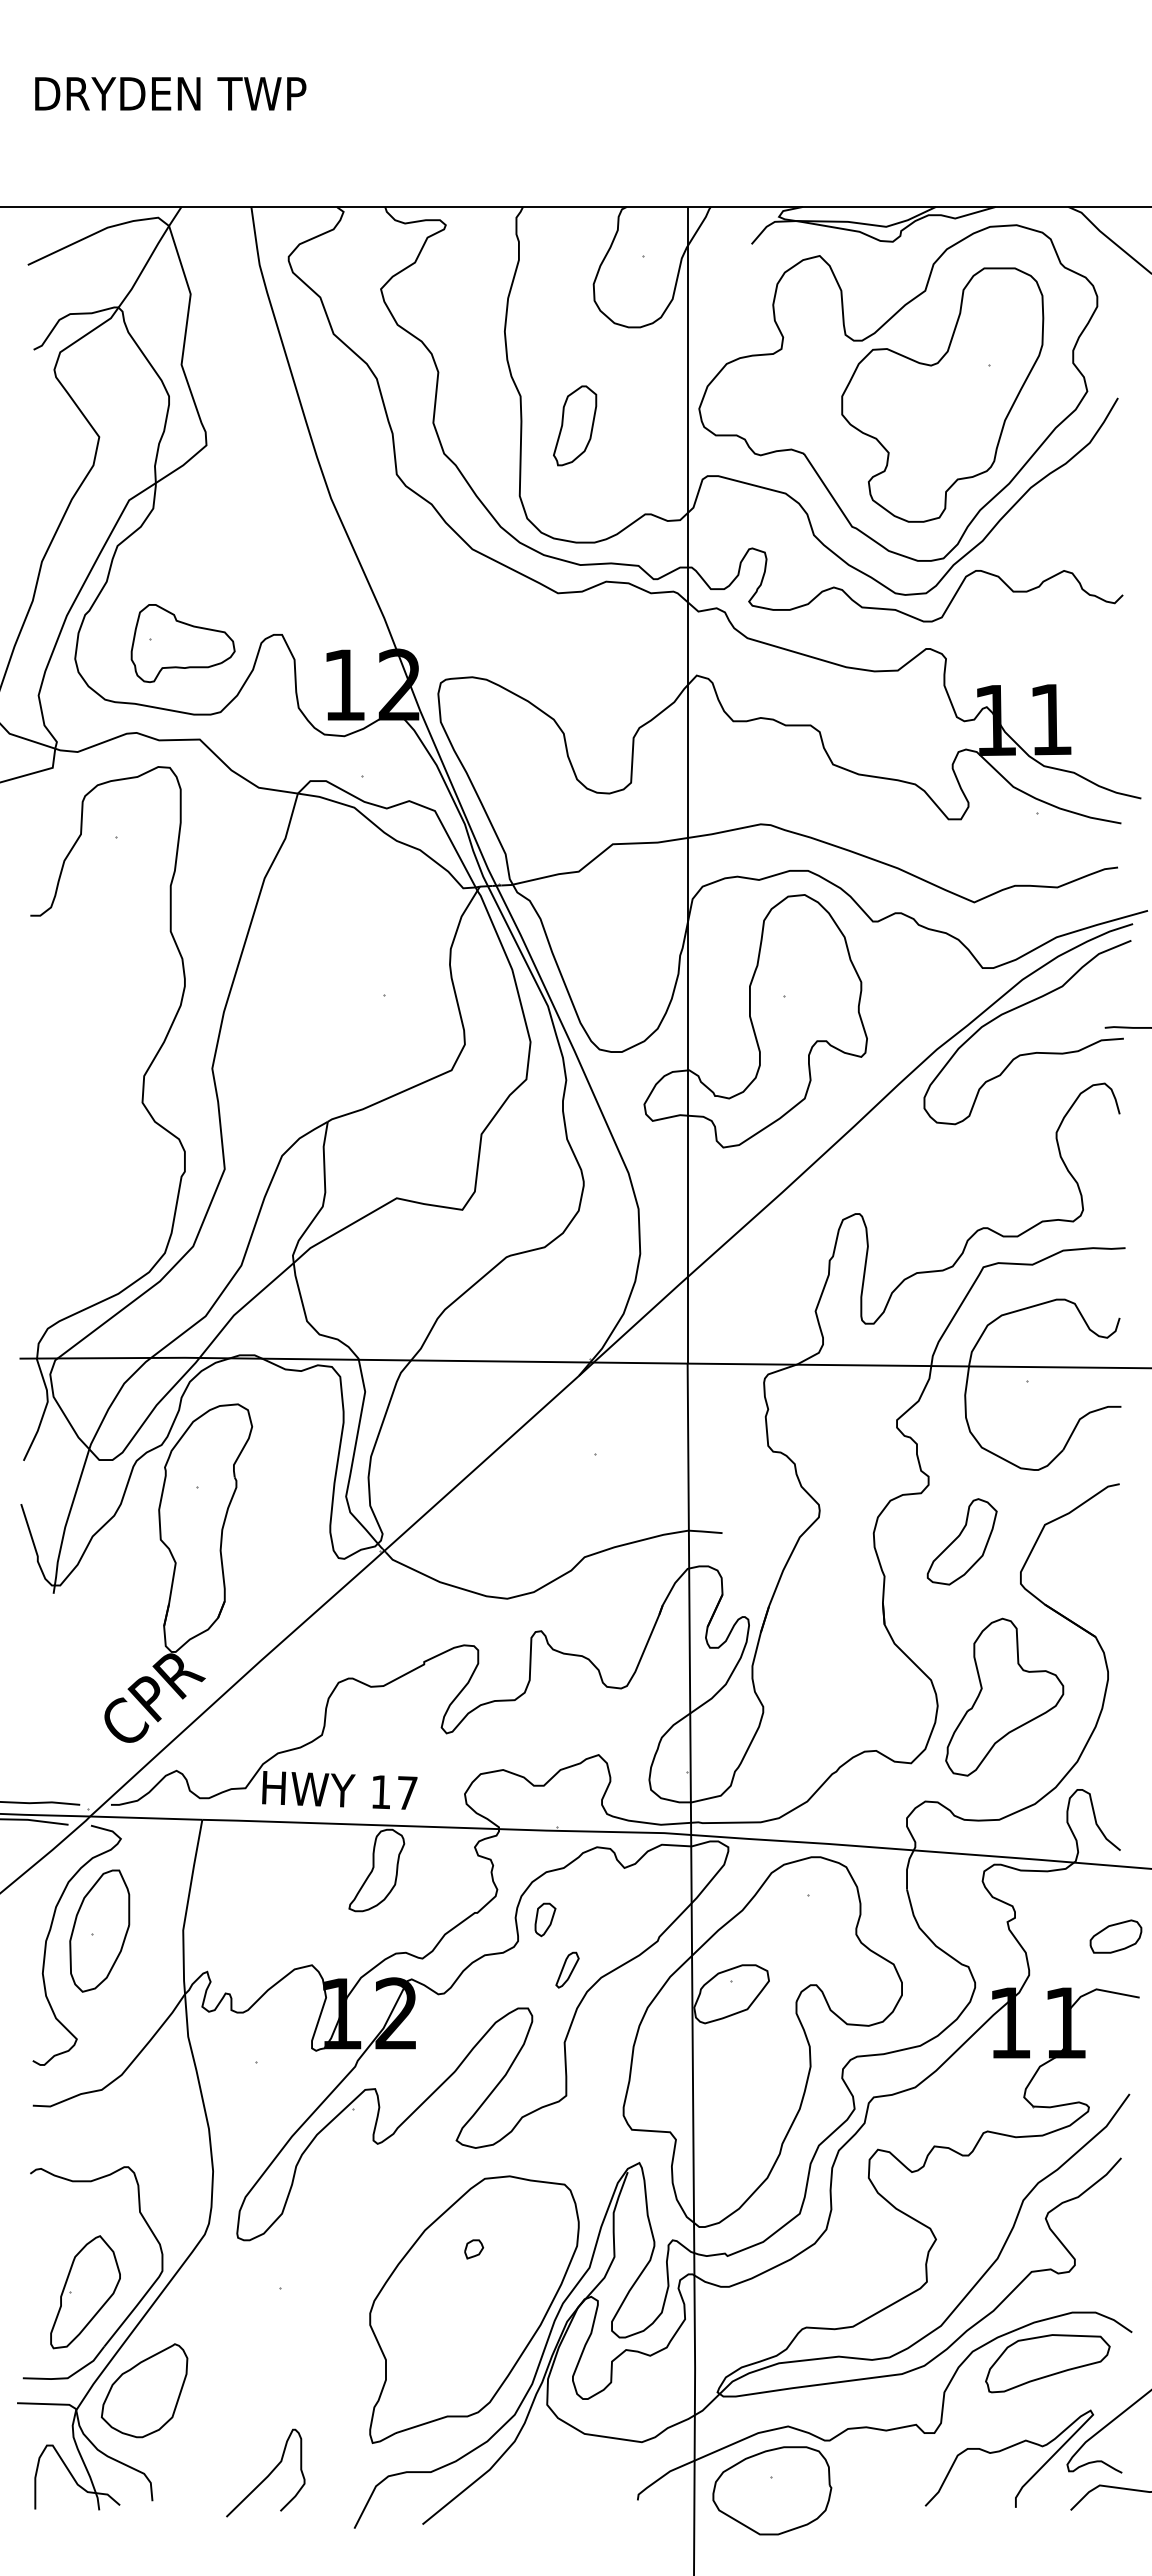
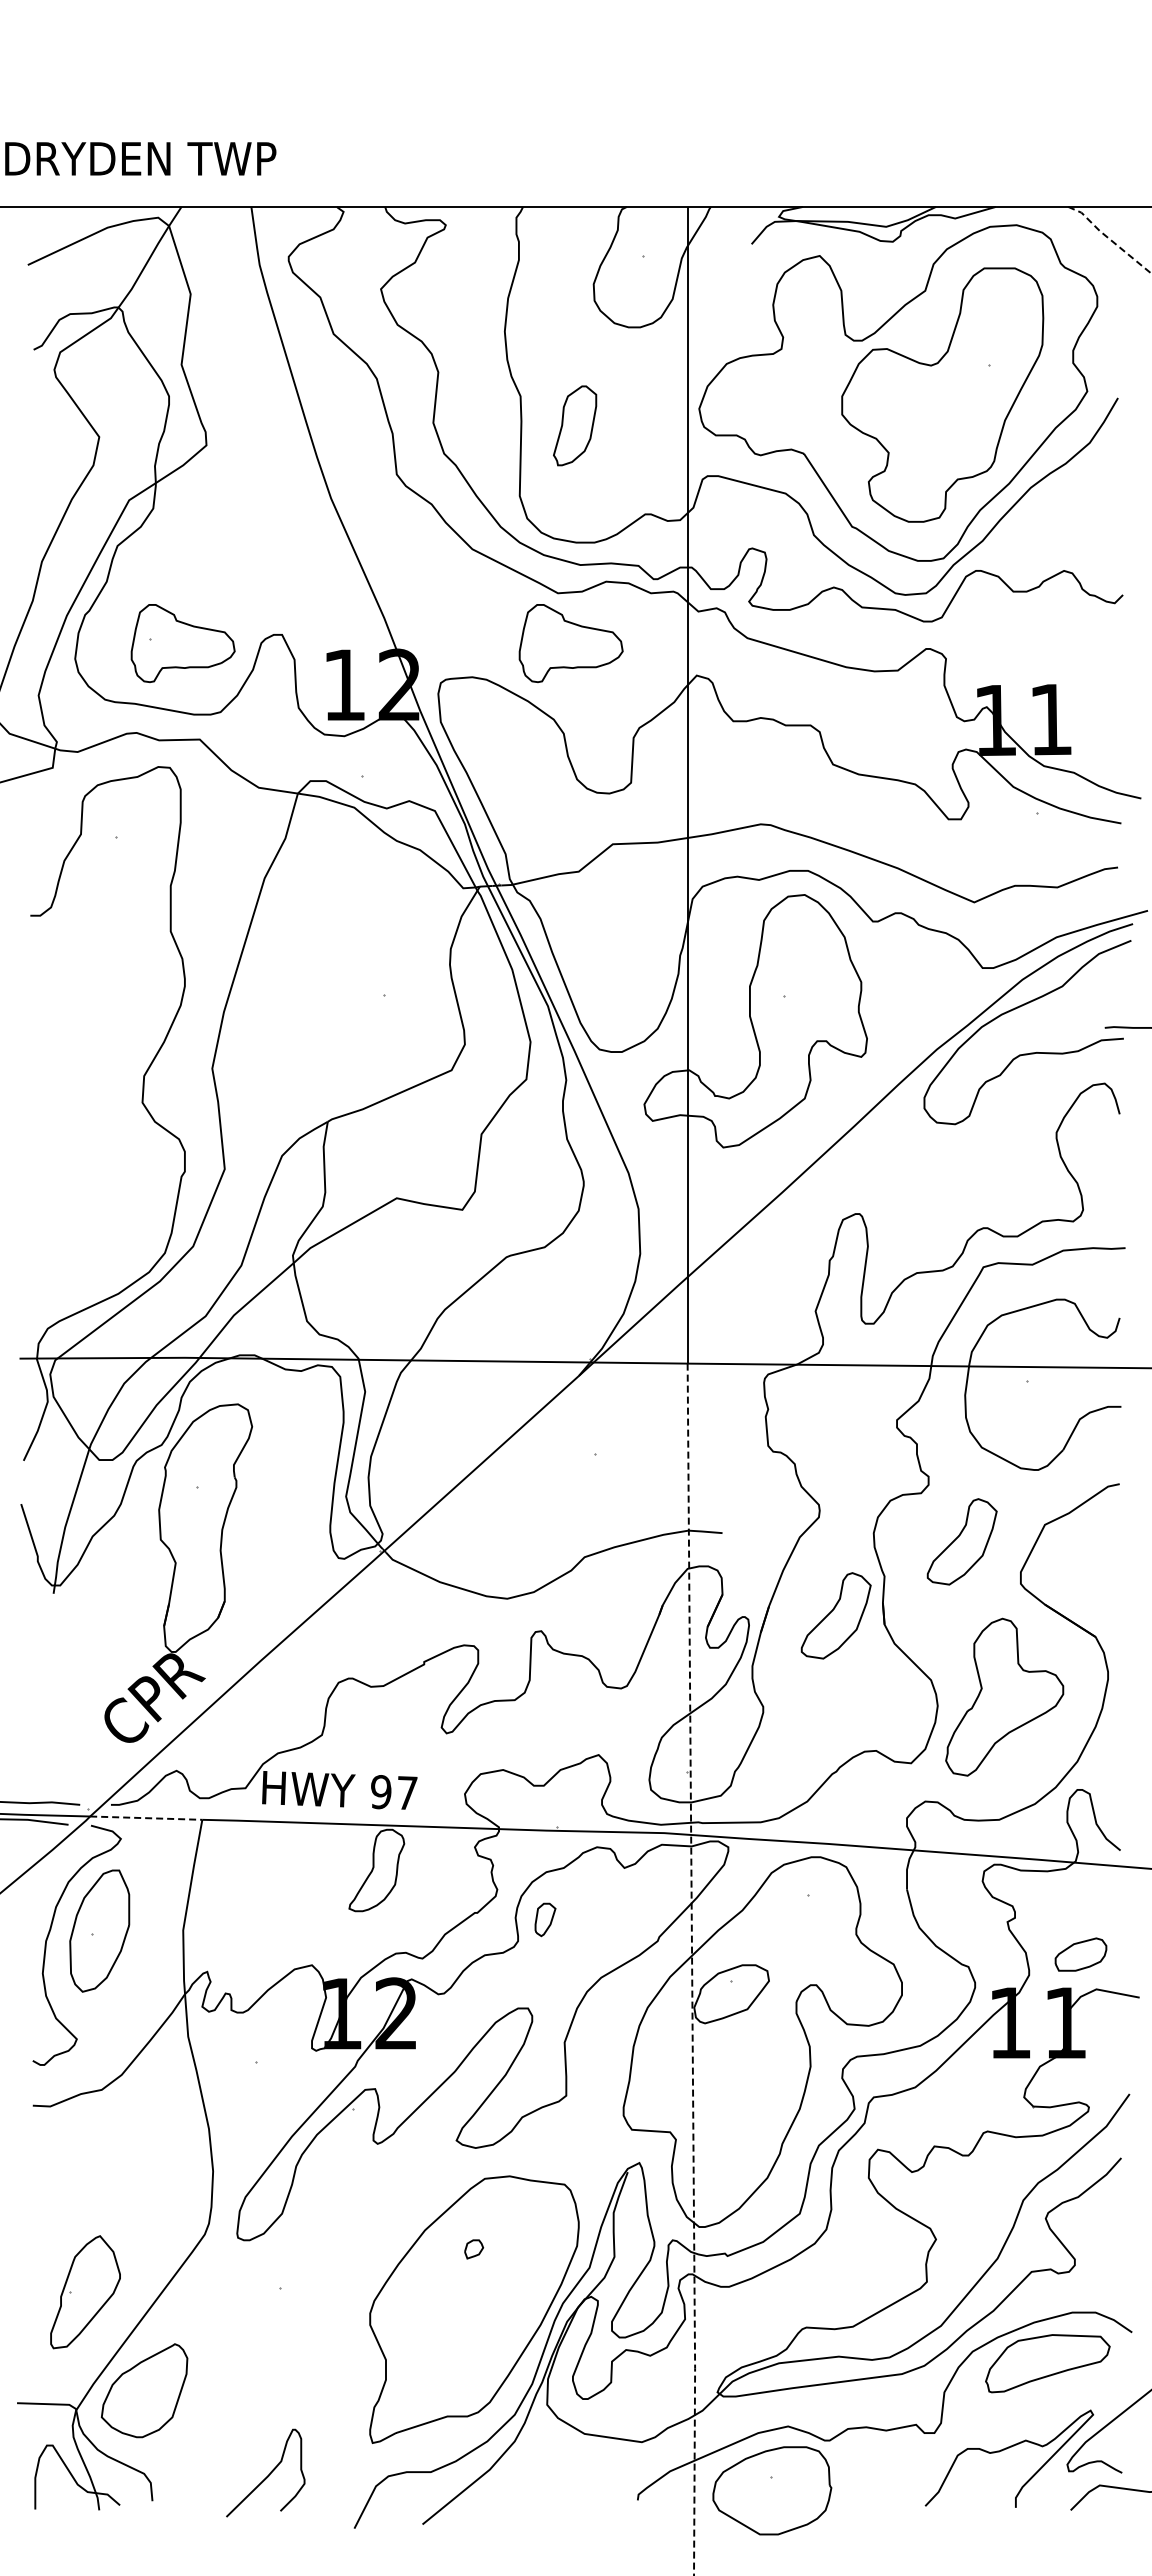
text position: (170, 93) -> (140, 158) (140, 158)
line: solid -> dashed (1109, 238)
part: none -> present (570, 643)
part: none -> present (835, 1615)
text: 17 -> 97 (381, 1792)
line: solid -> dashed (146, 1818)
part position: (1115, 1936) -> (1080, 1954) (1080, 1954)
part: present -> none (567, 1969)
line: solid -> dashed (692, 1970)
part: present -> none (135, 2305)
